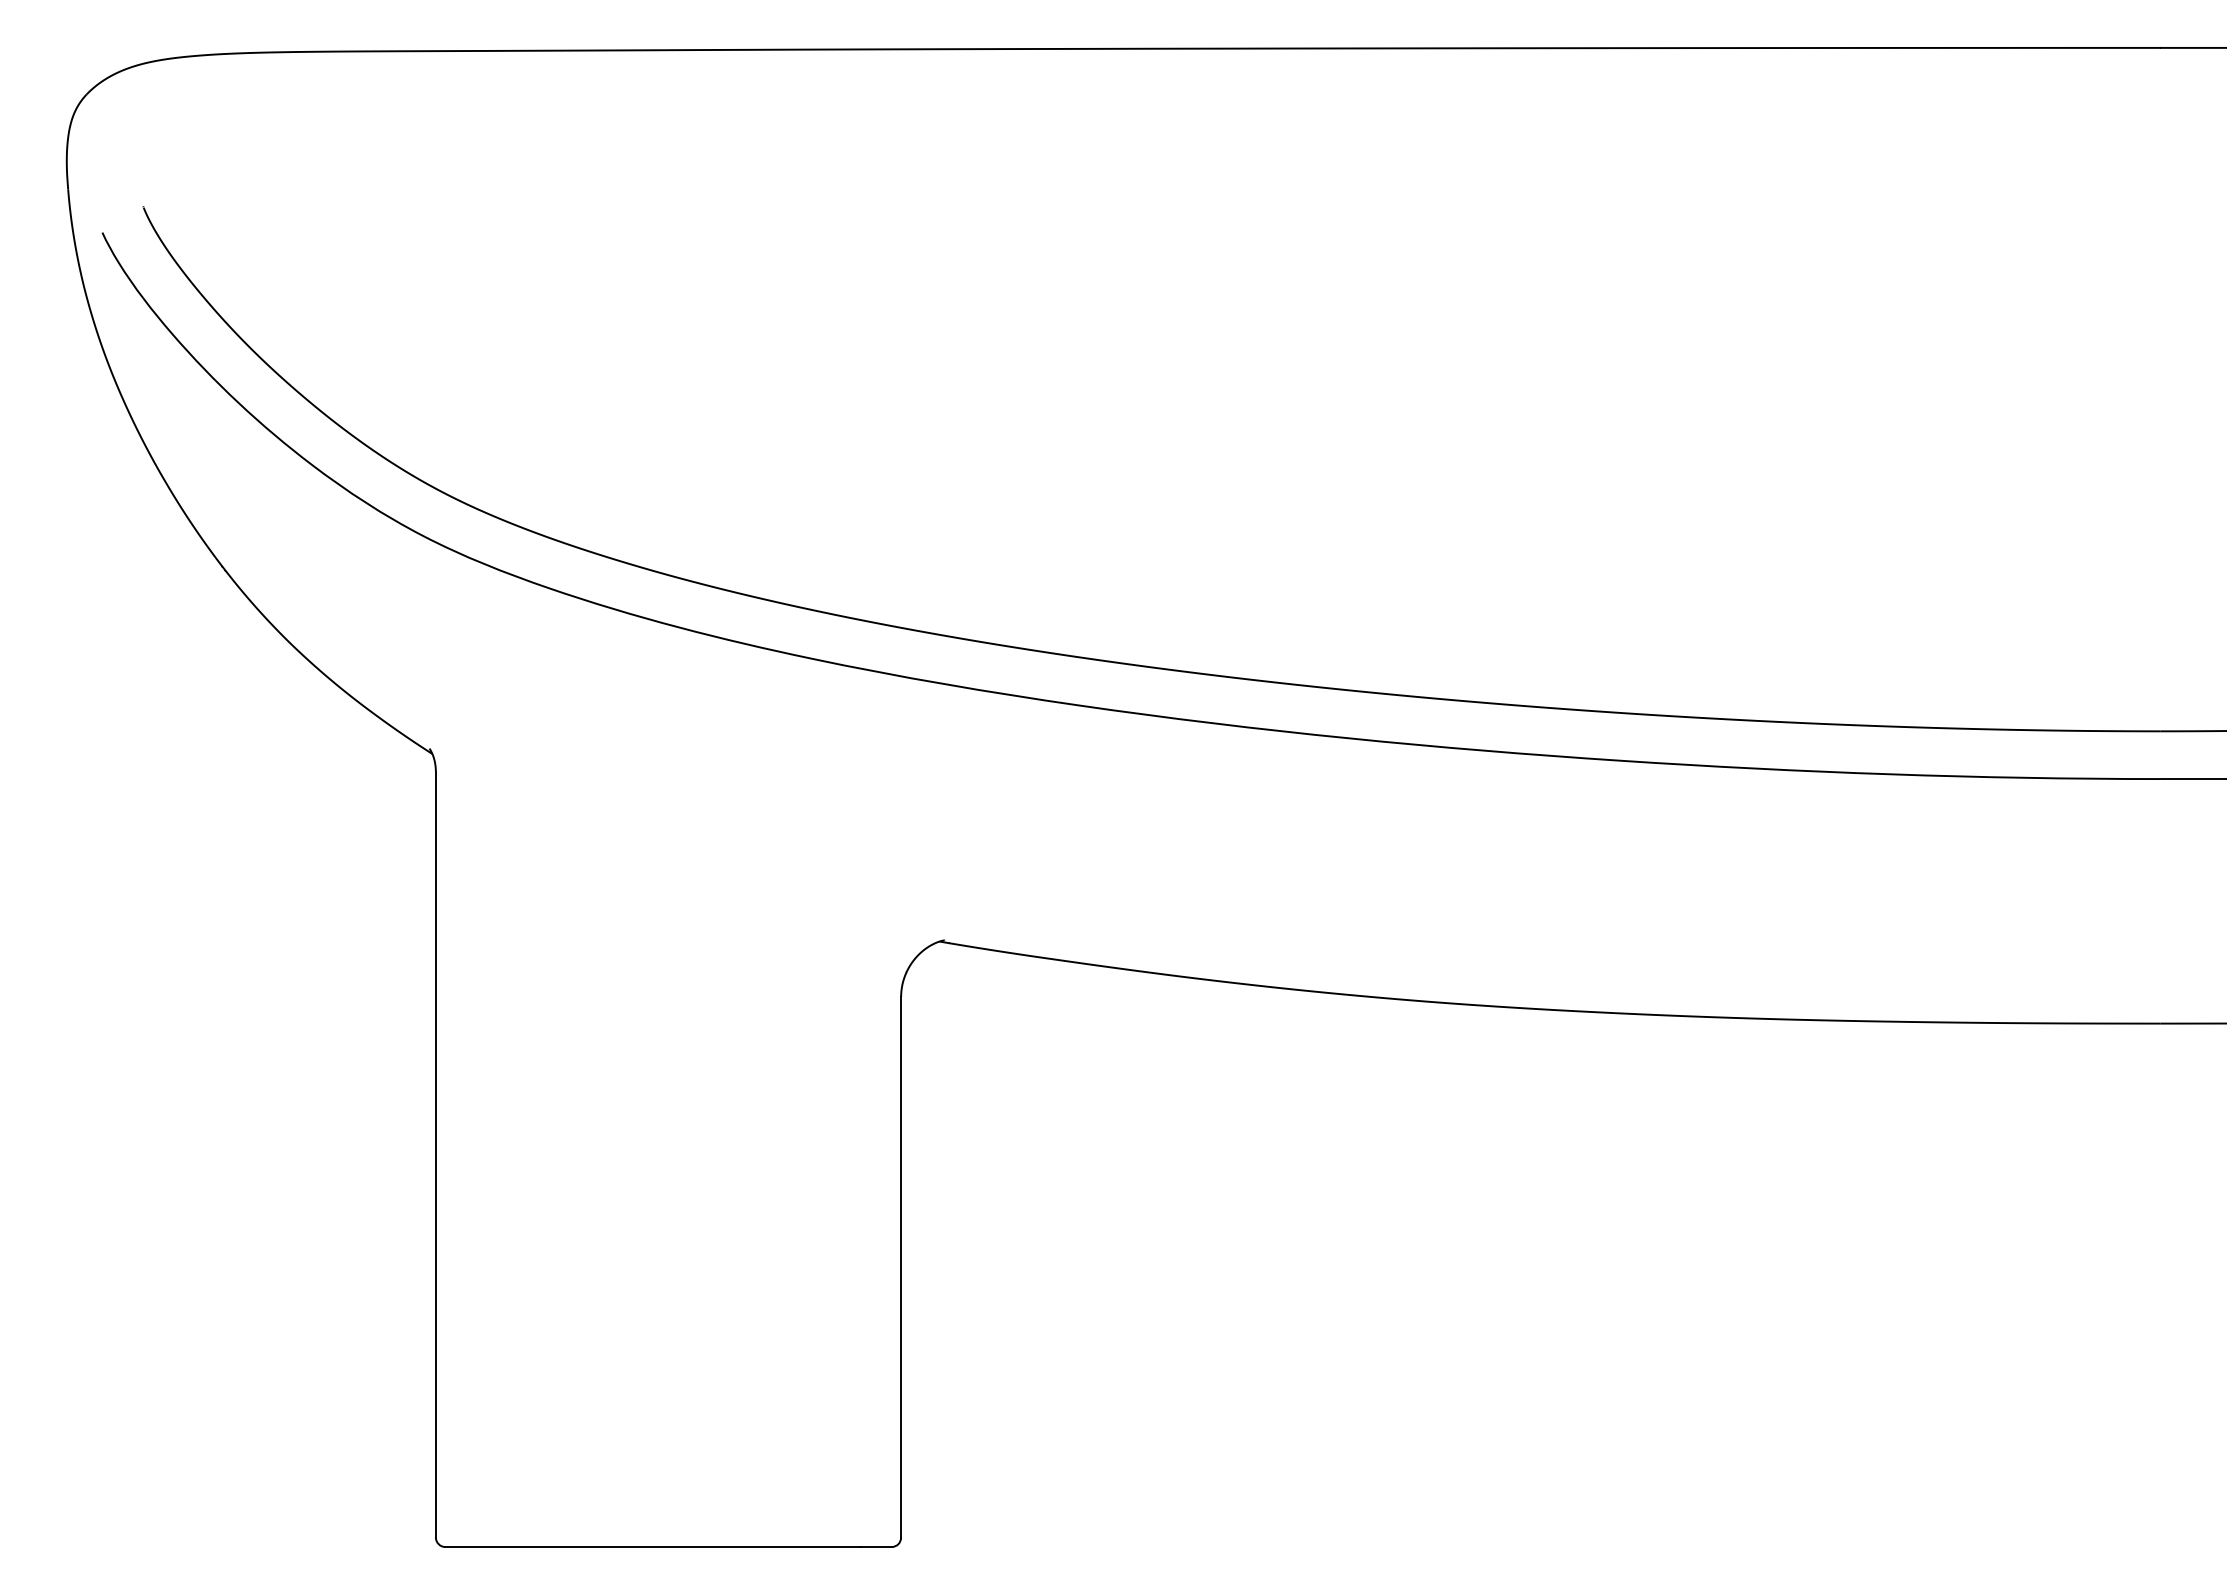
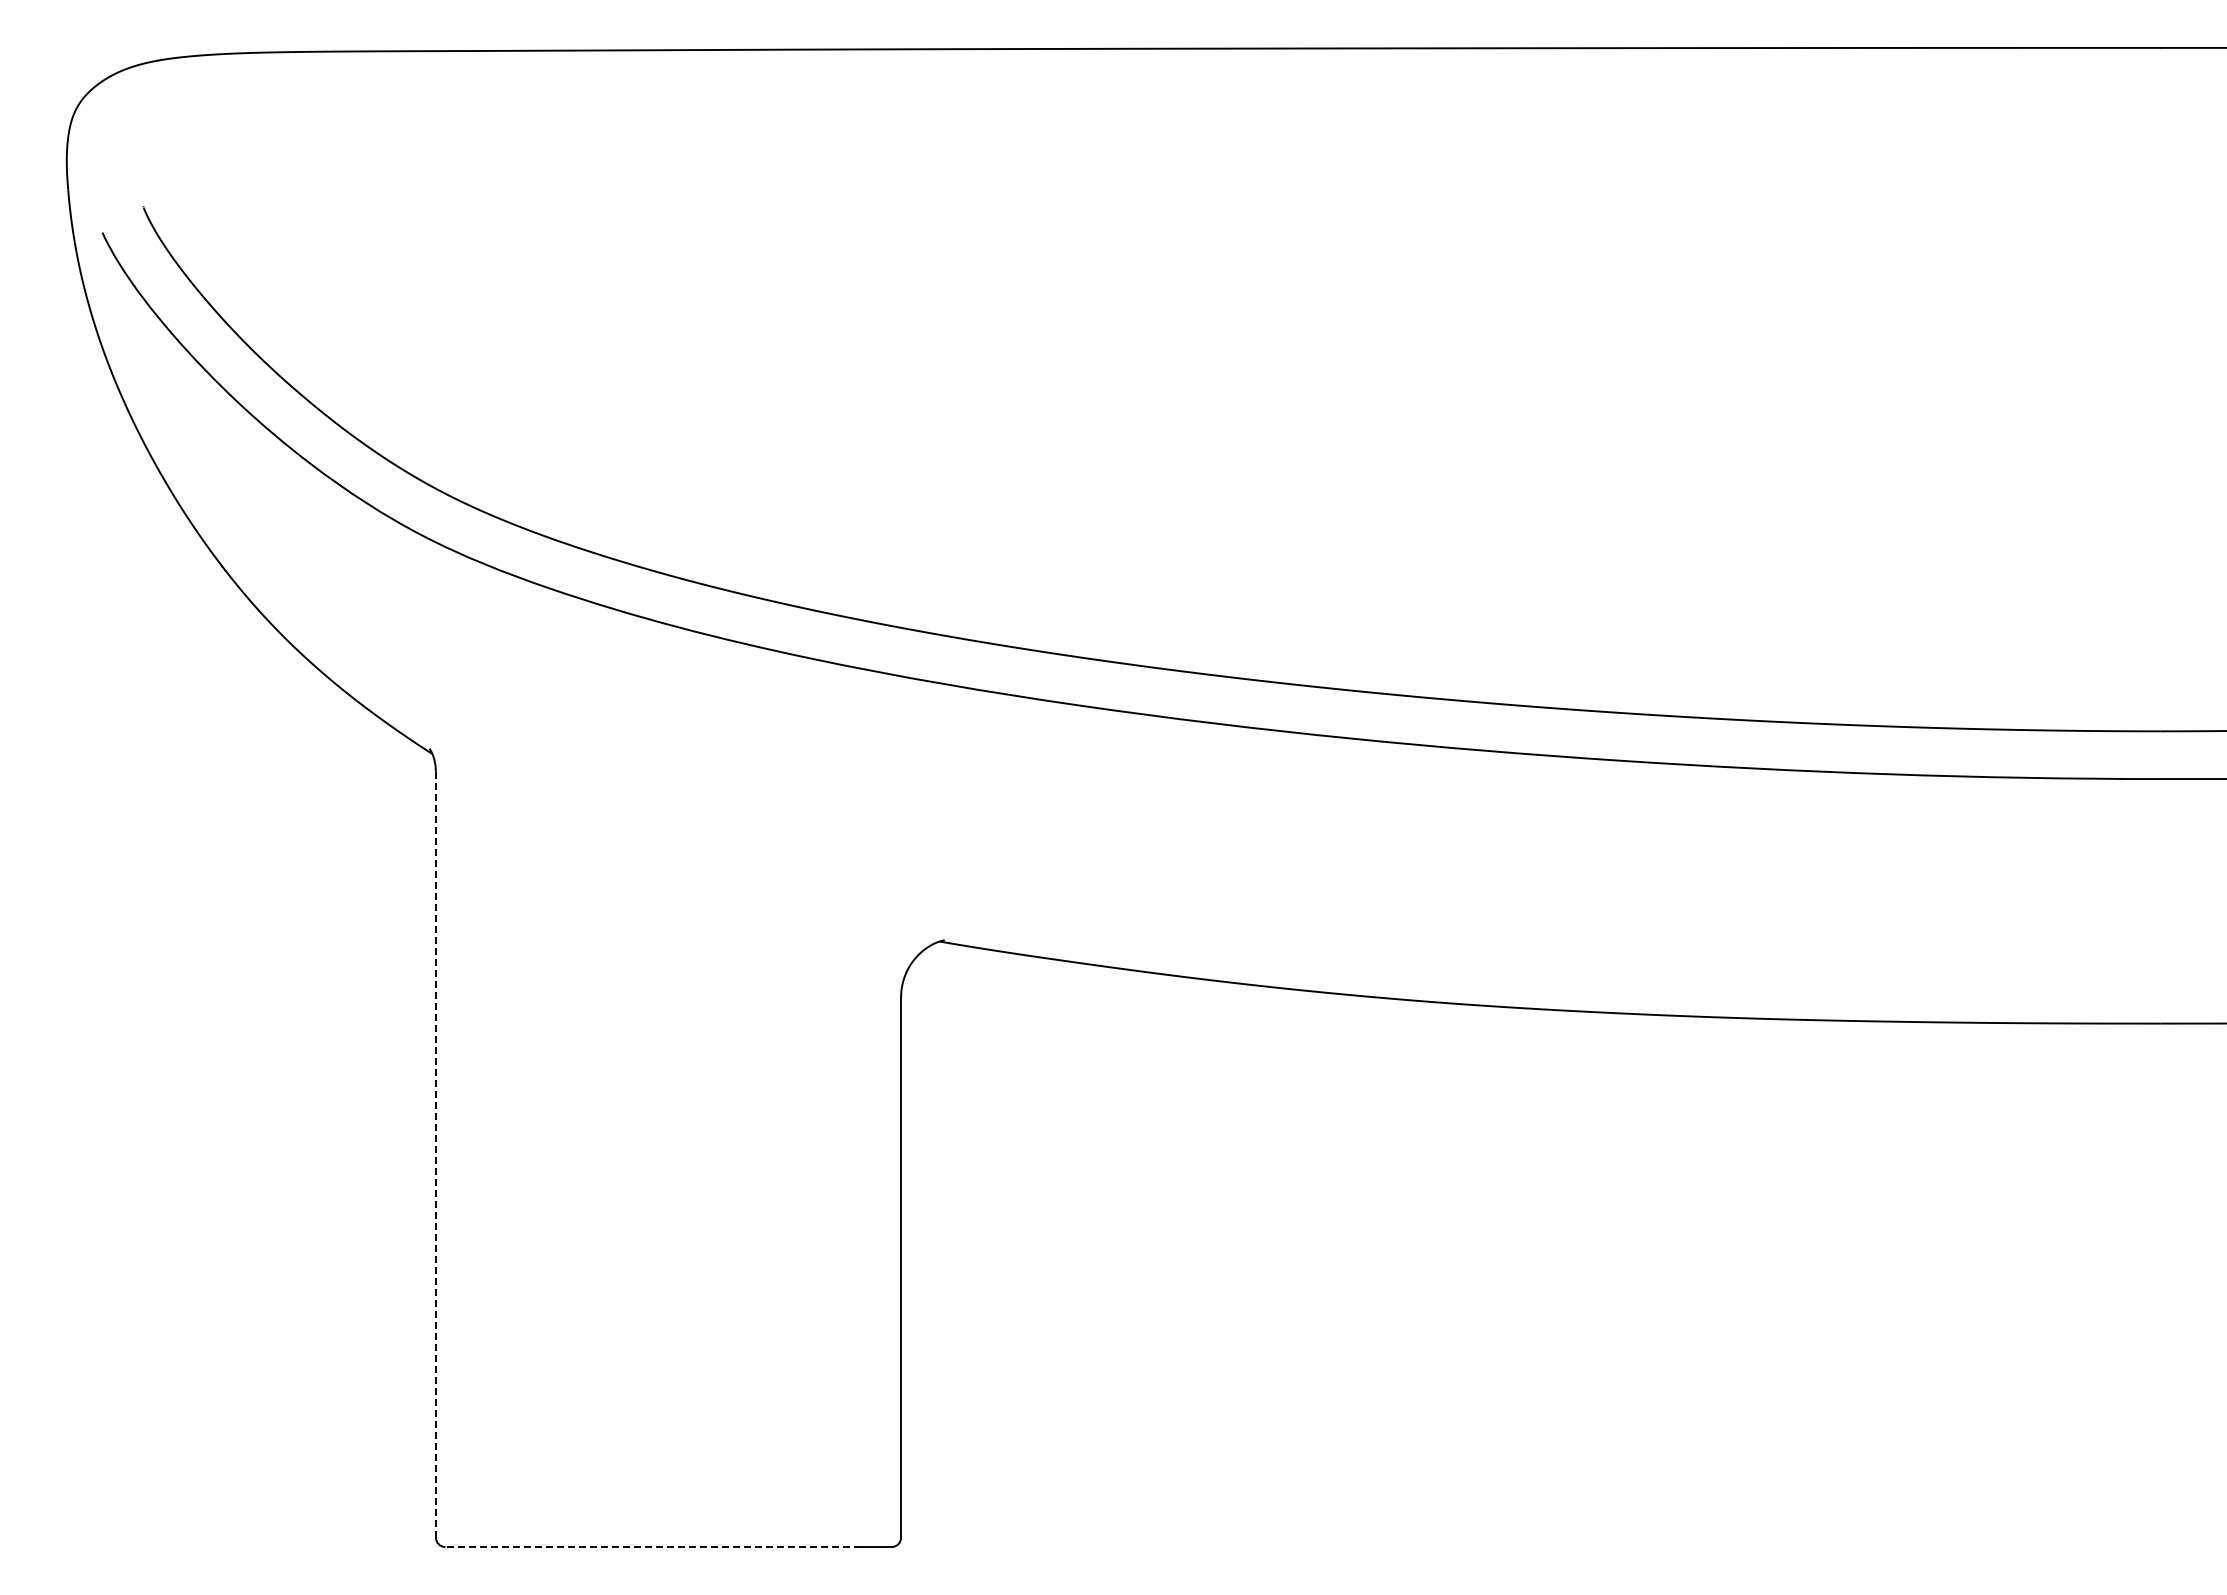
line: solid -> dashed (435, 1154)
line: solid -> dashed (653, 1547)
